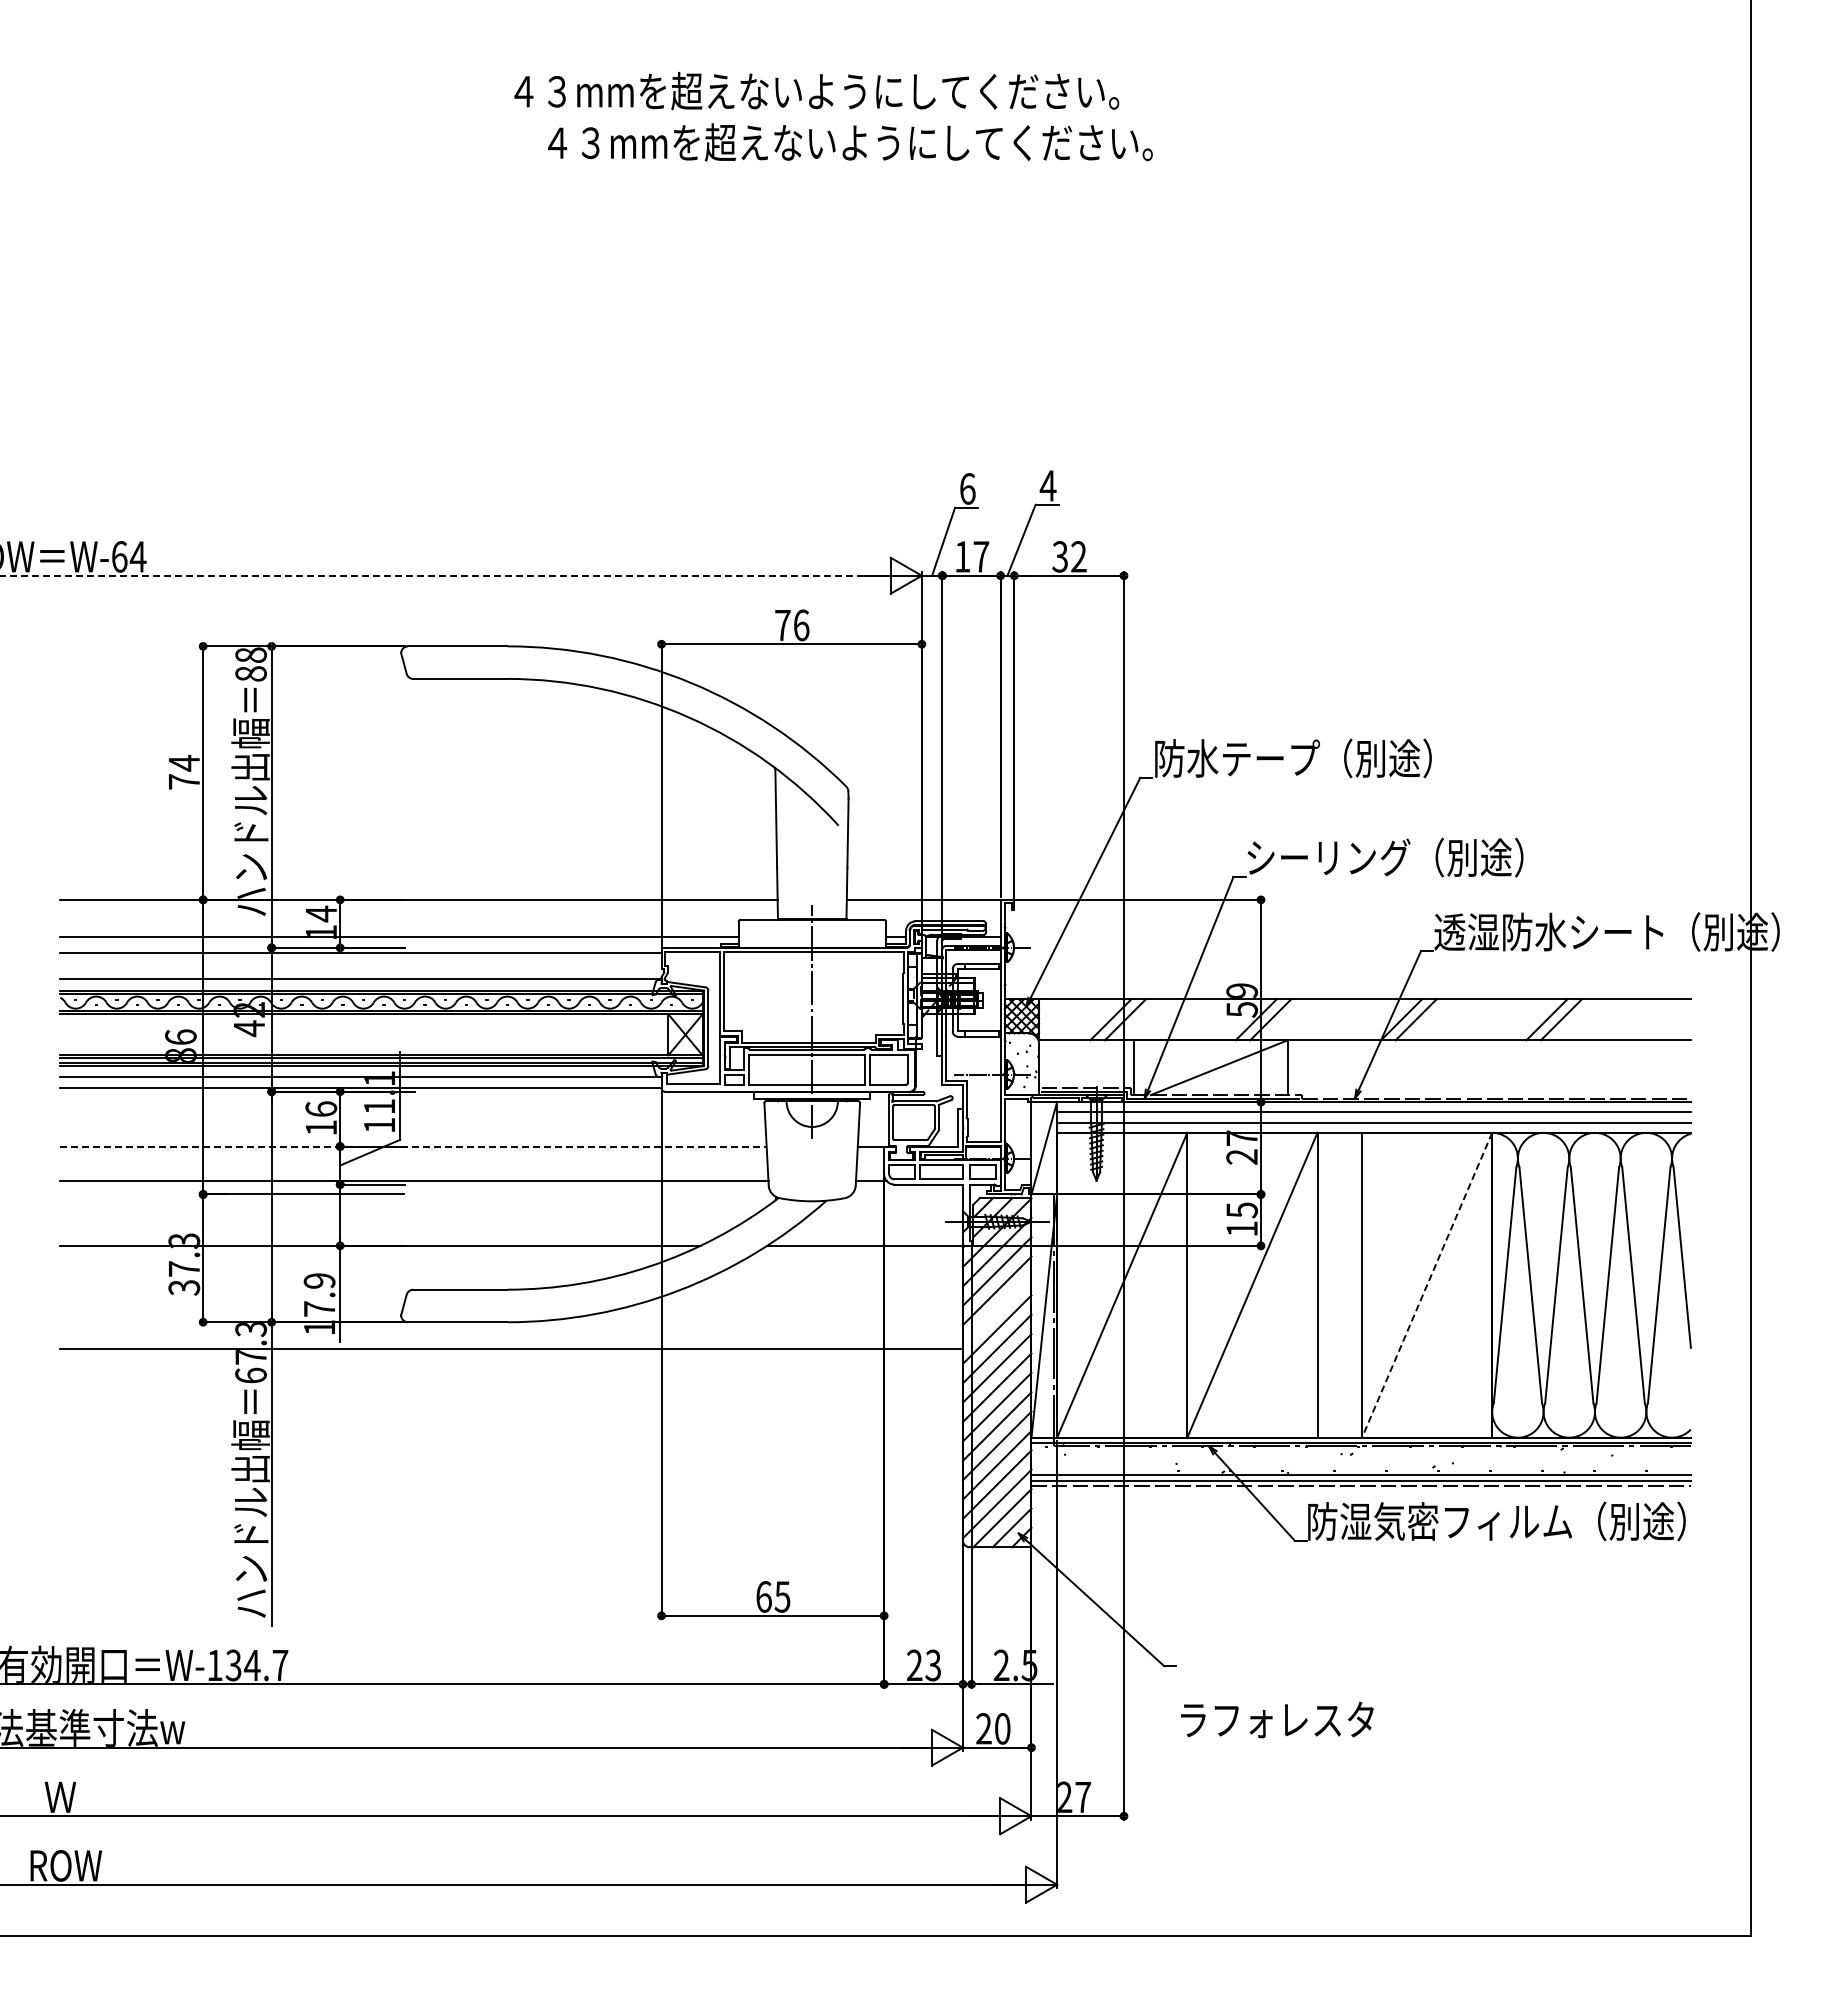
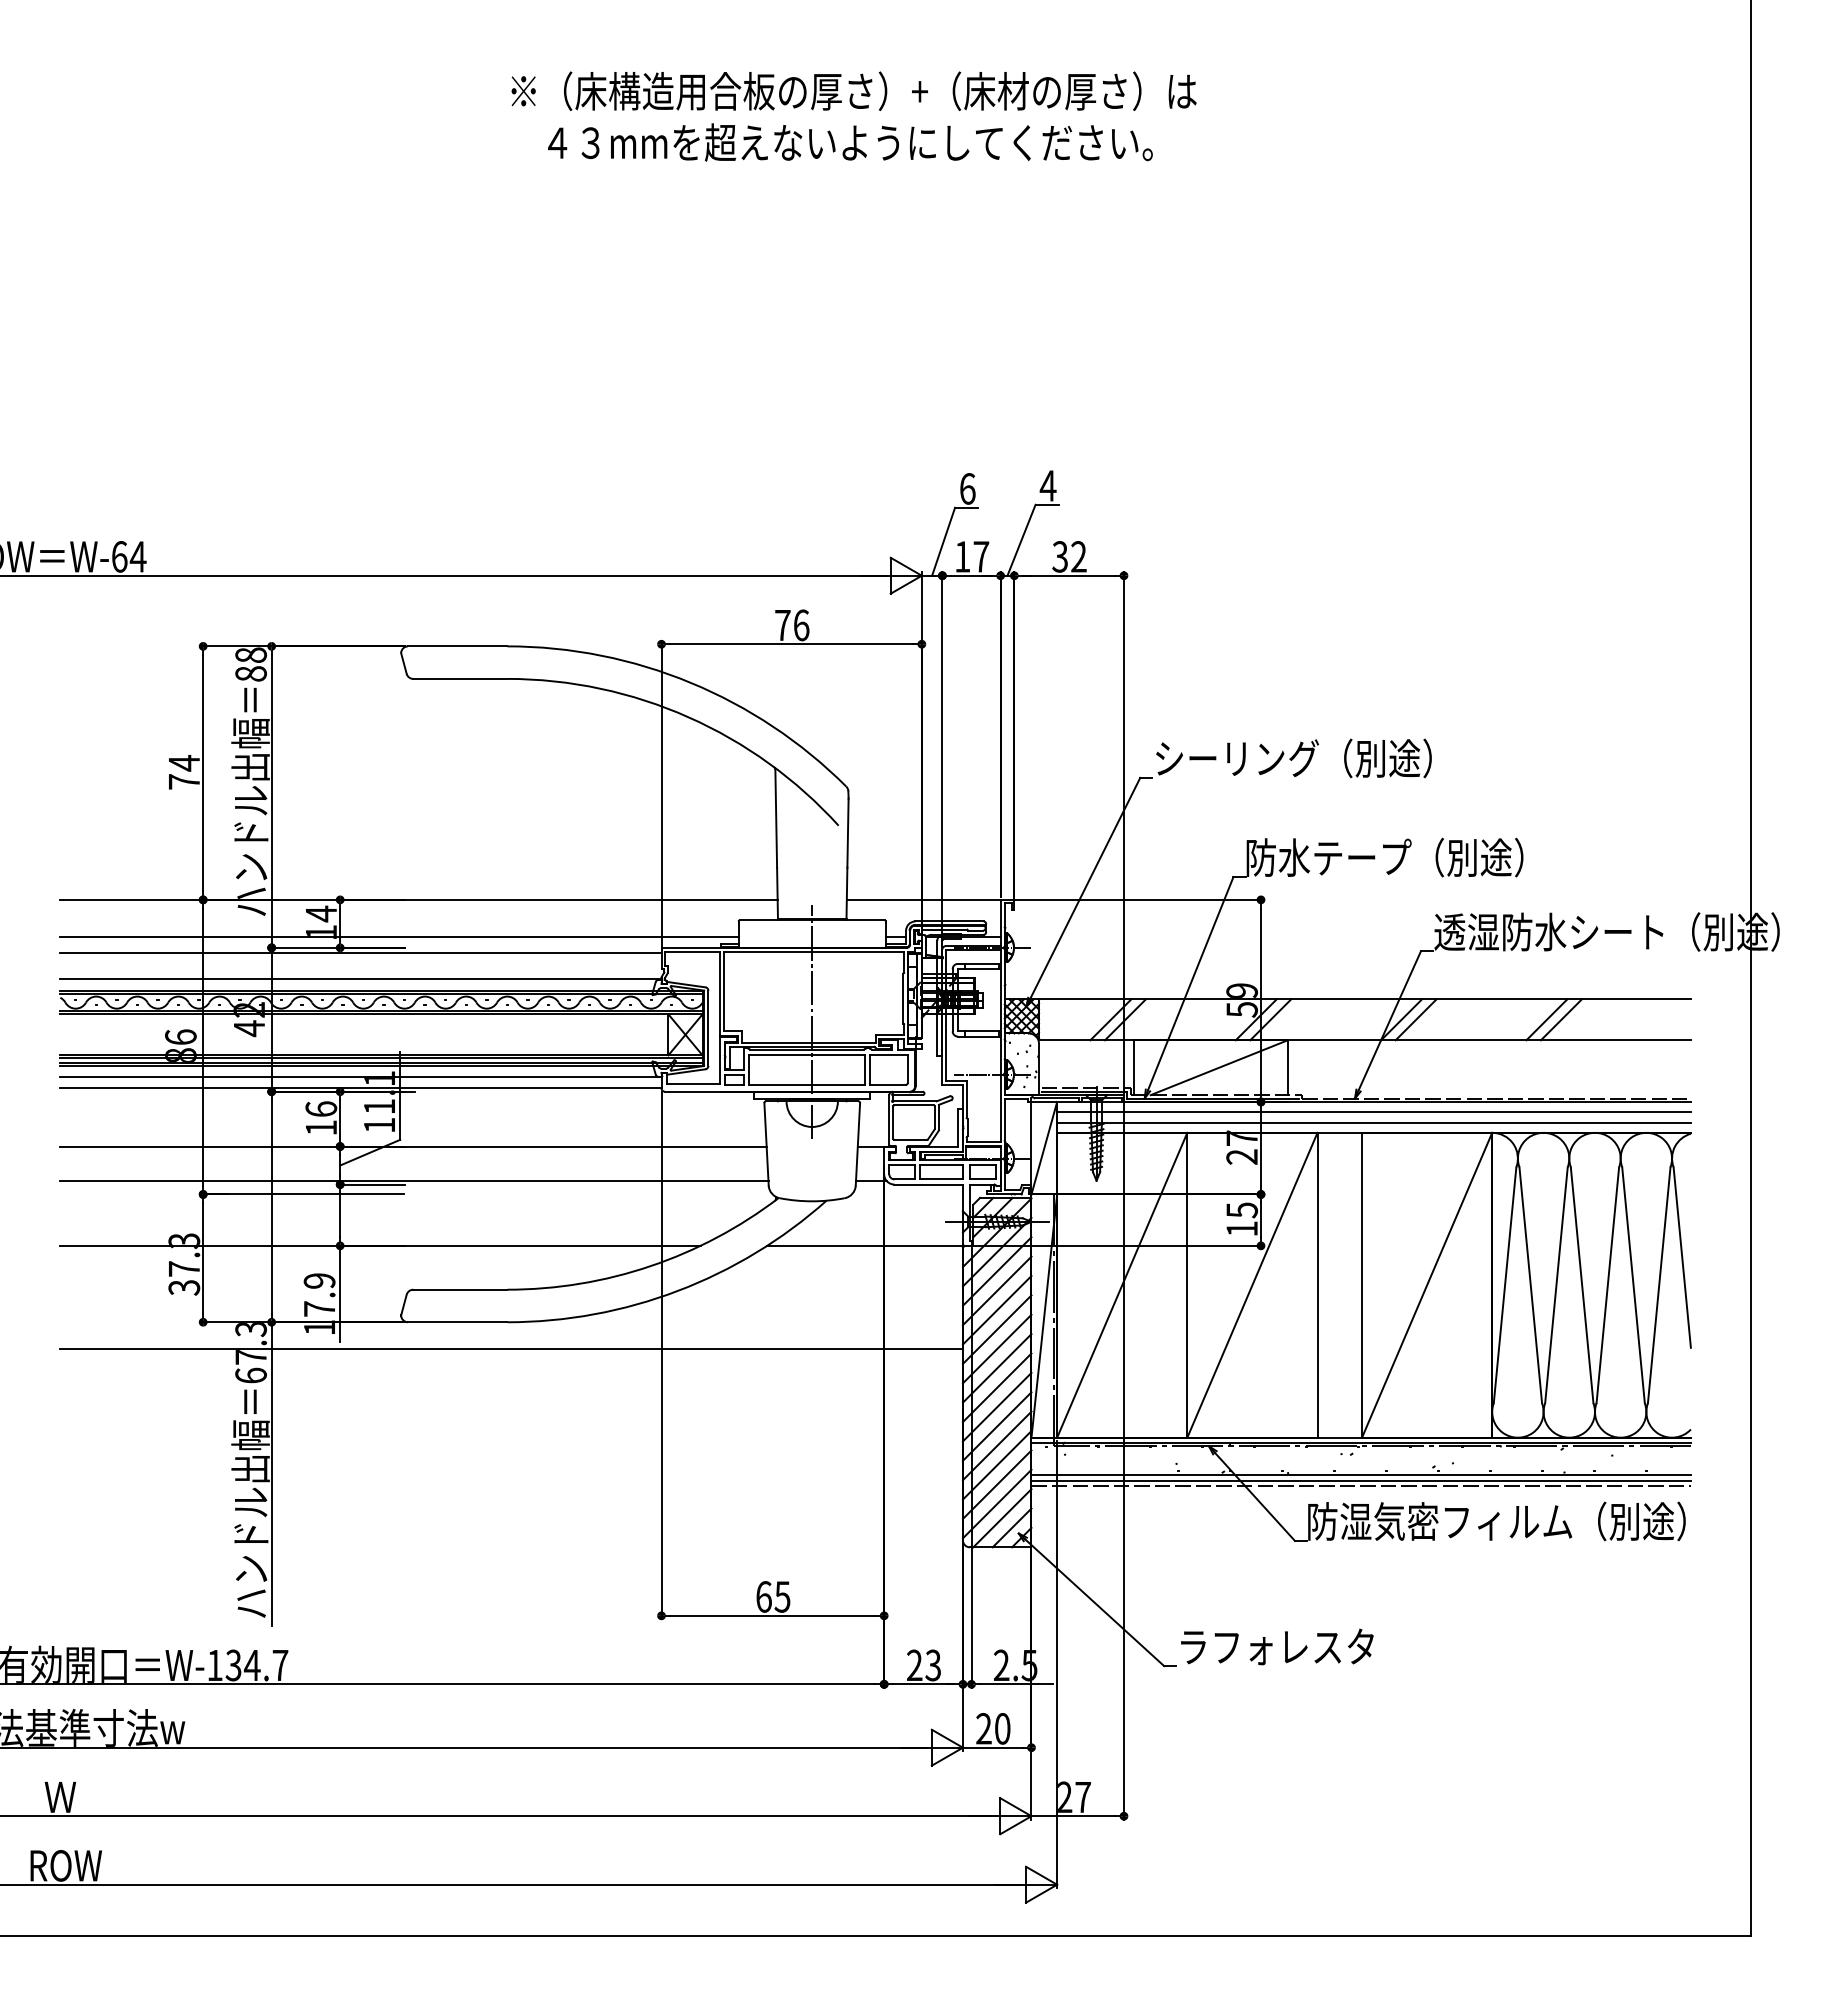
text: ４３mmを超えないようにしてください。 -> ※（床構造用合板の厚さ）+（床材の厚さ）は (853, 91)
line: dashed -> solid (443, 575)
text: 防水テープ（別途） -> シーリング（別途） (1237, 758)
text: シーリング（別途） -> 防水テープ（別途） (1328, 857)
line: dashed -> solid (413, 1146)
line: dashed -> solid (1427, 1285)
line: none -> present (996, 1310)
text position: (1277, 1719) -> (1277, 1646) (1277, 1646)
